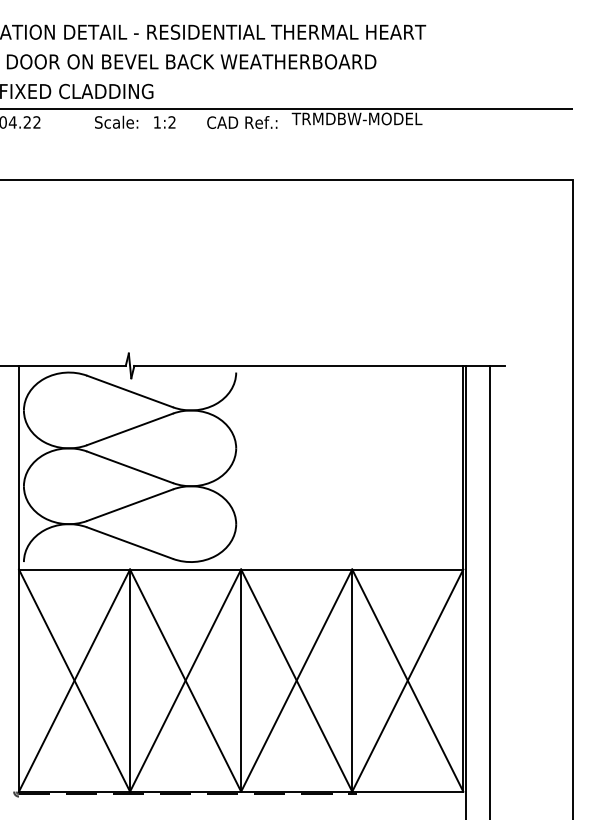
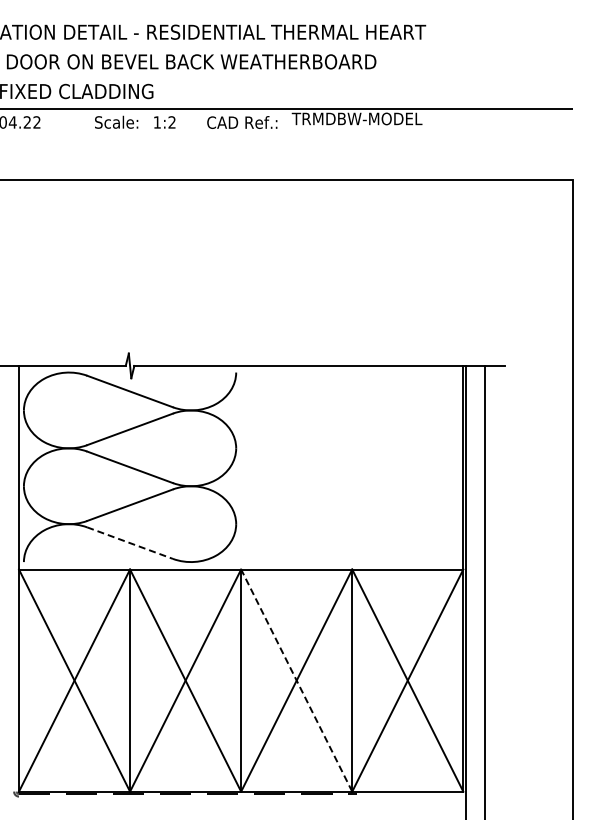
line: solid -> dashed (130, 543)
line position: (490, 590) -> (485, 590) (485, 590)
line: solid -> dashed (296, 680)
